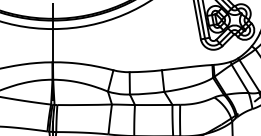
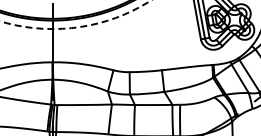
circle: solid -> dashed (75, 14)
